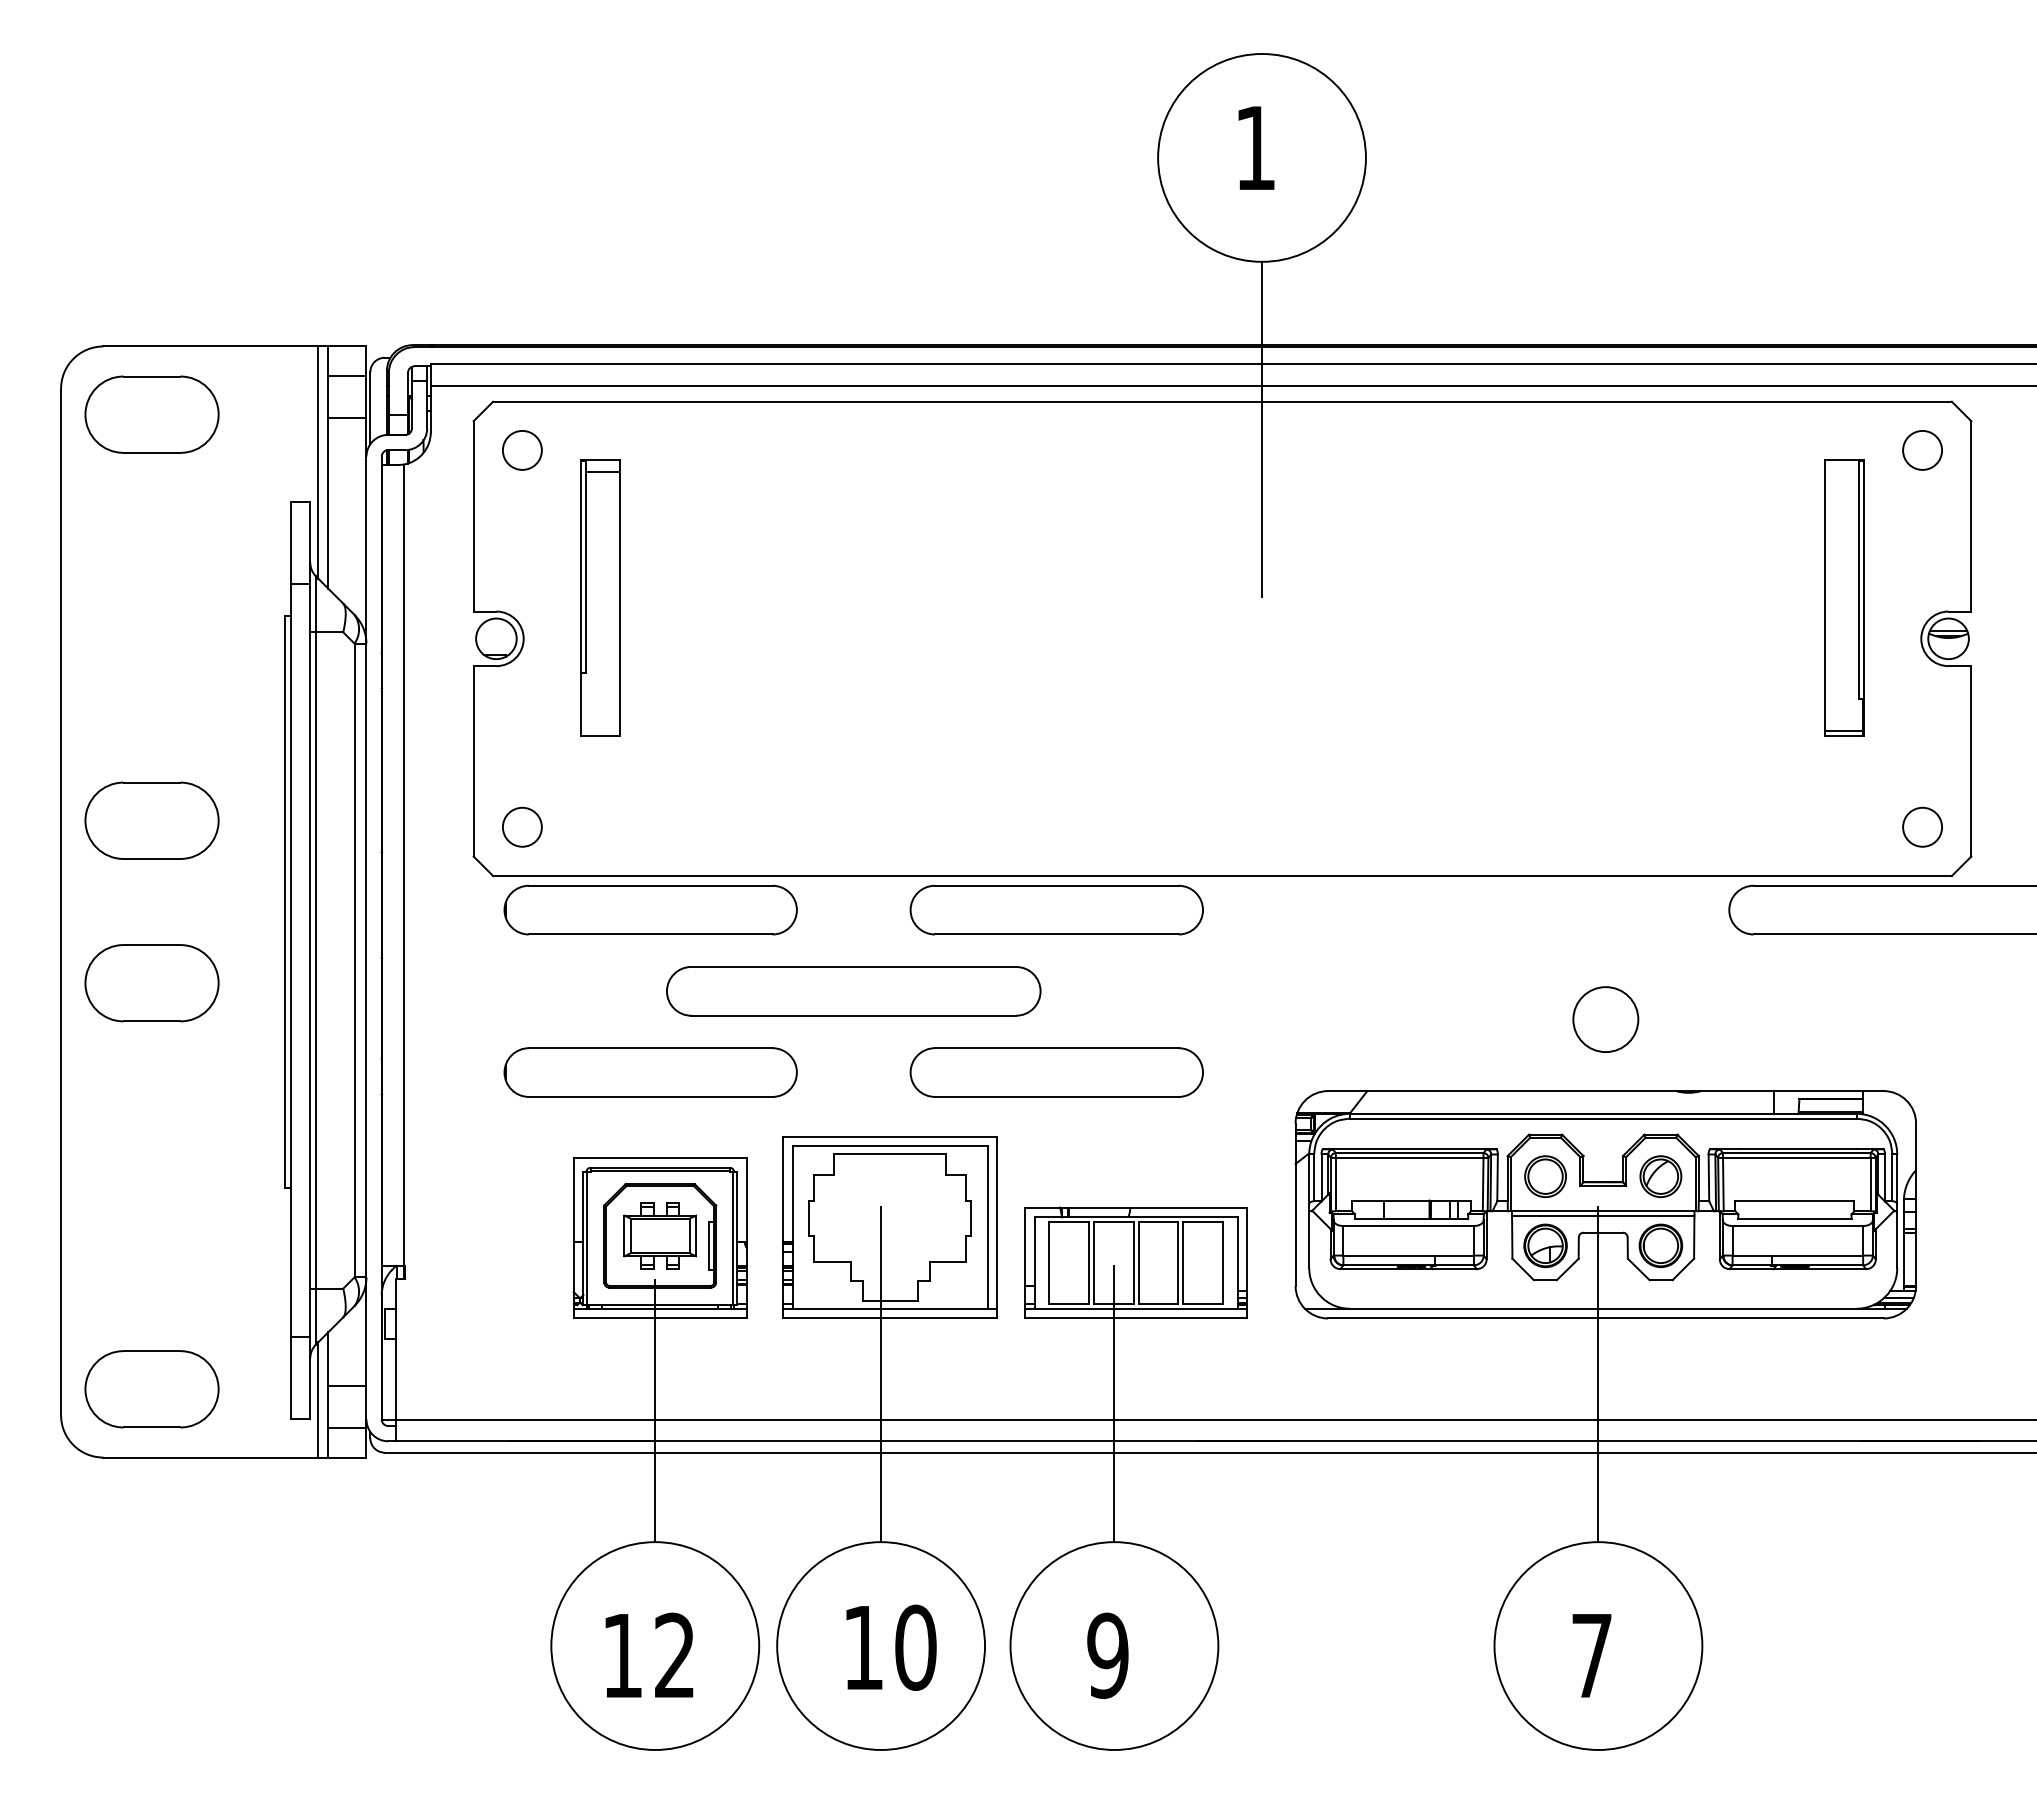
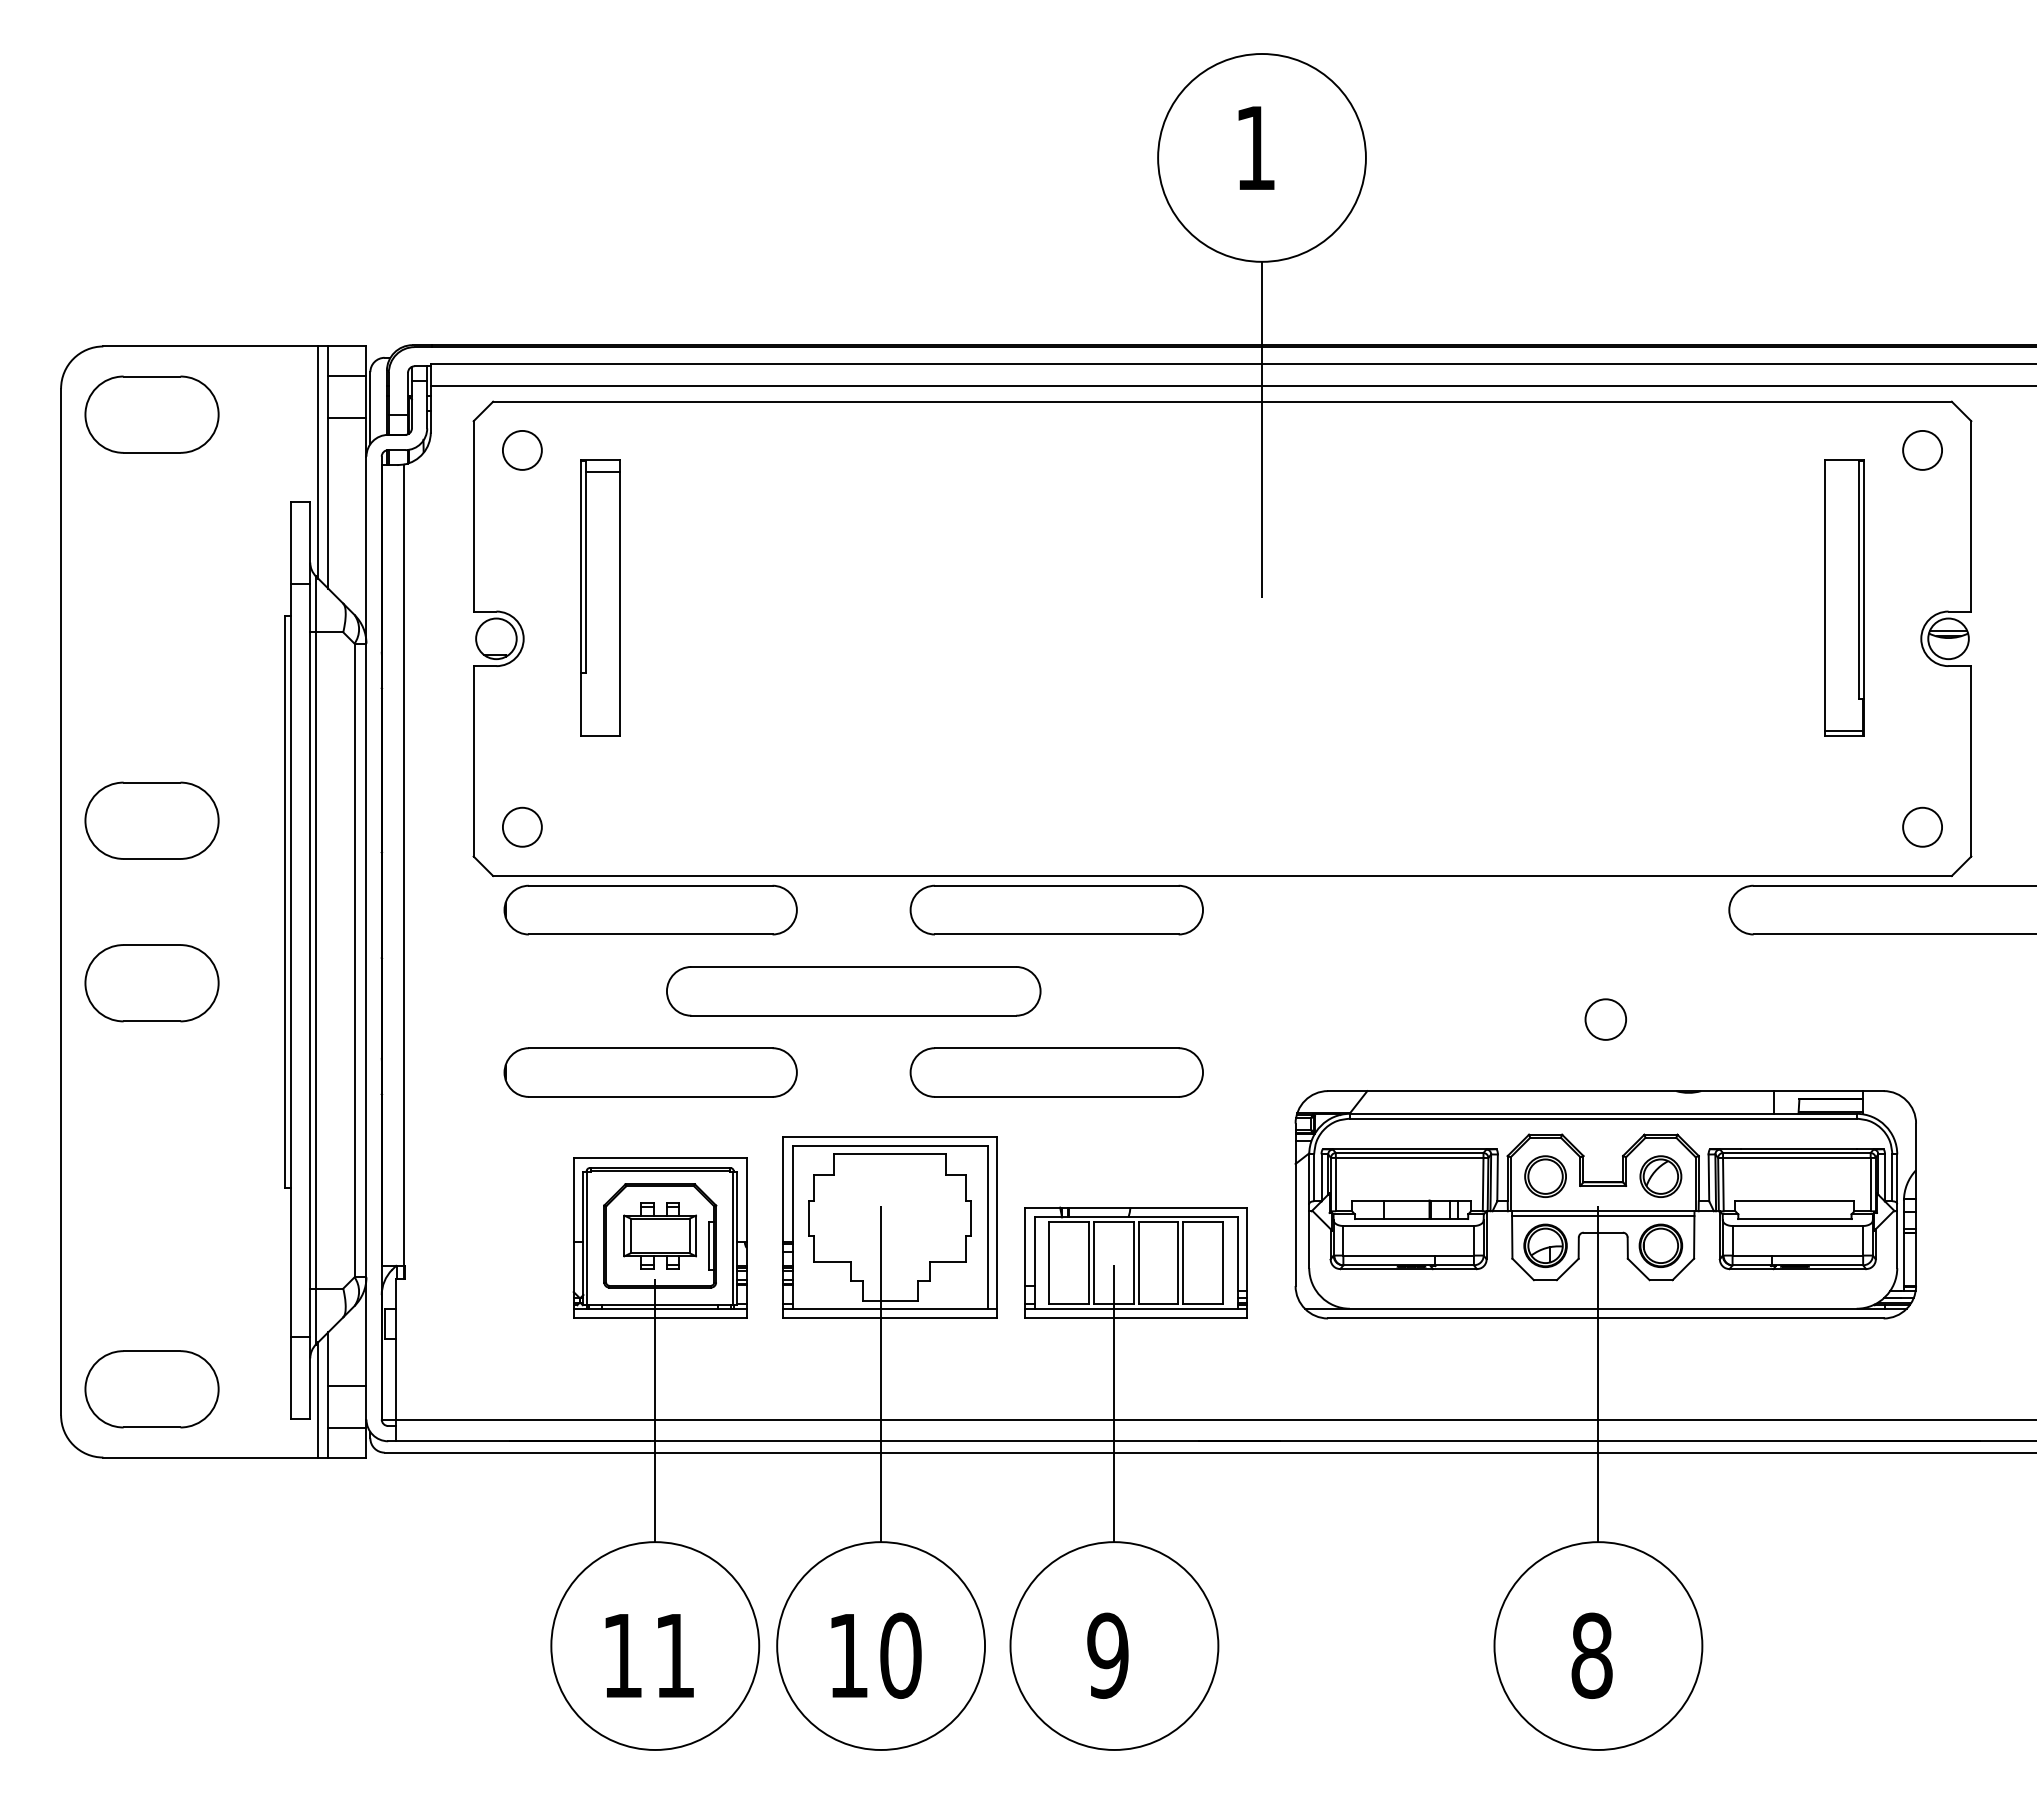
circle diameter: 65 px -> 41 px (1605, 1019)
text position: (891, 1647) -> (876, 1655) (876, 1655)
text: 12 -> 11 (674, 1654)
text: 7 -> 8 (1591, 1655)
